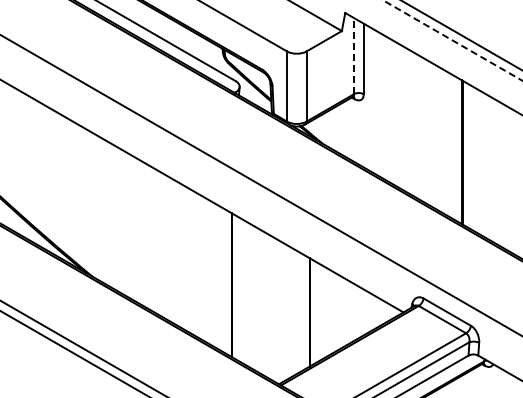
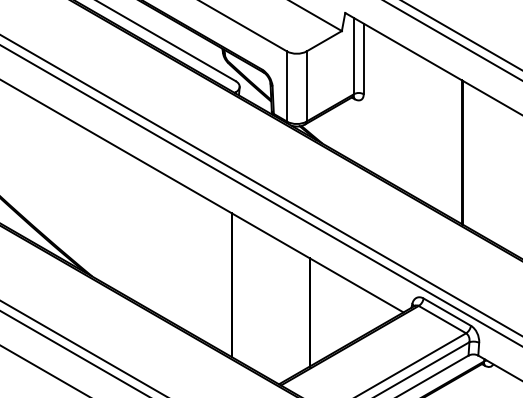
line: dashed -> solid (452, 40)
line: dashed -> solid (353, 55)
line: none -> present (260, 195)
line: none -> present (43, 370)
